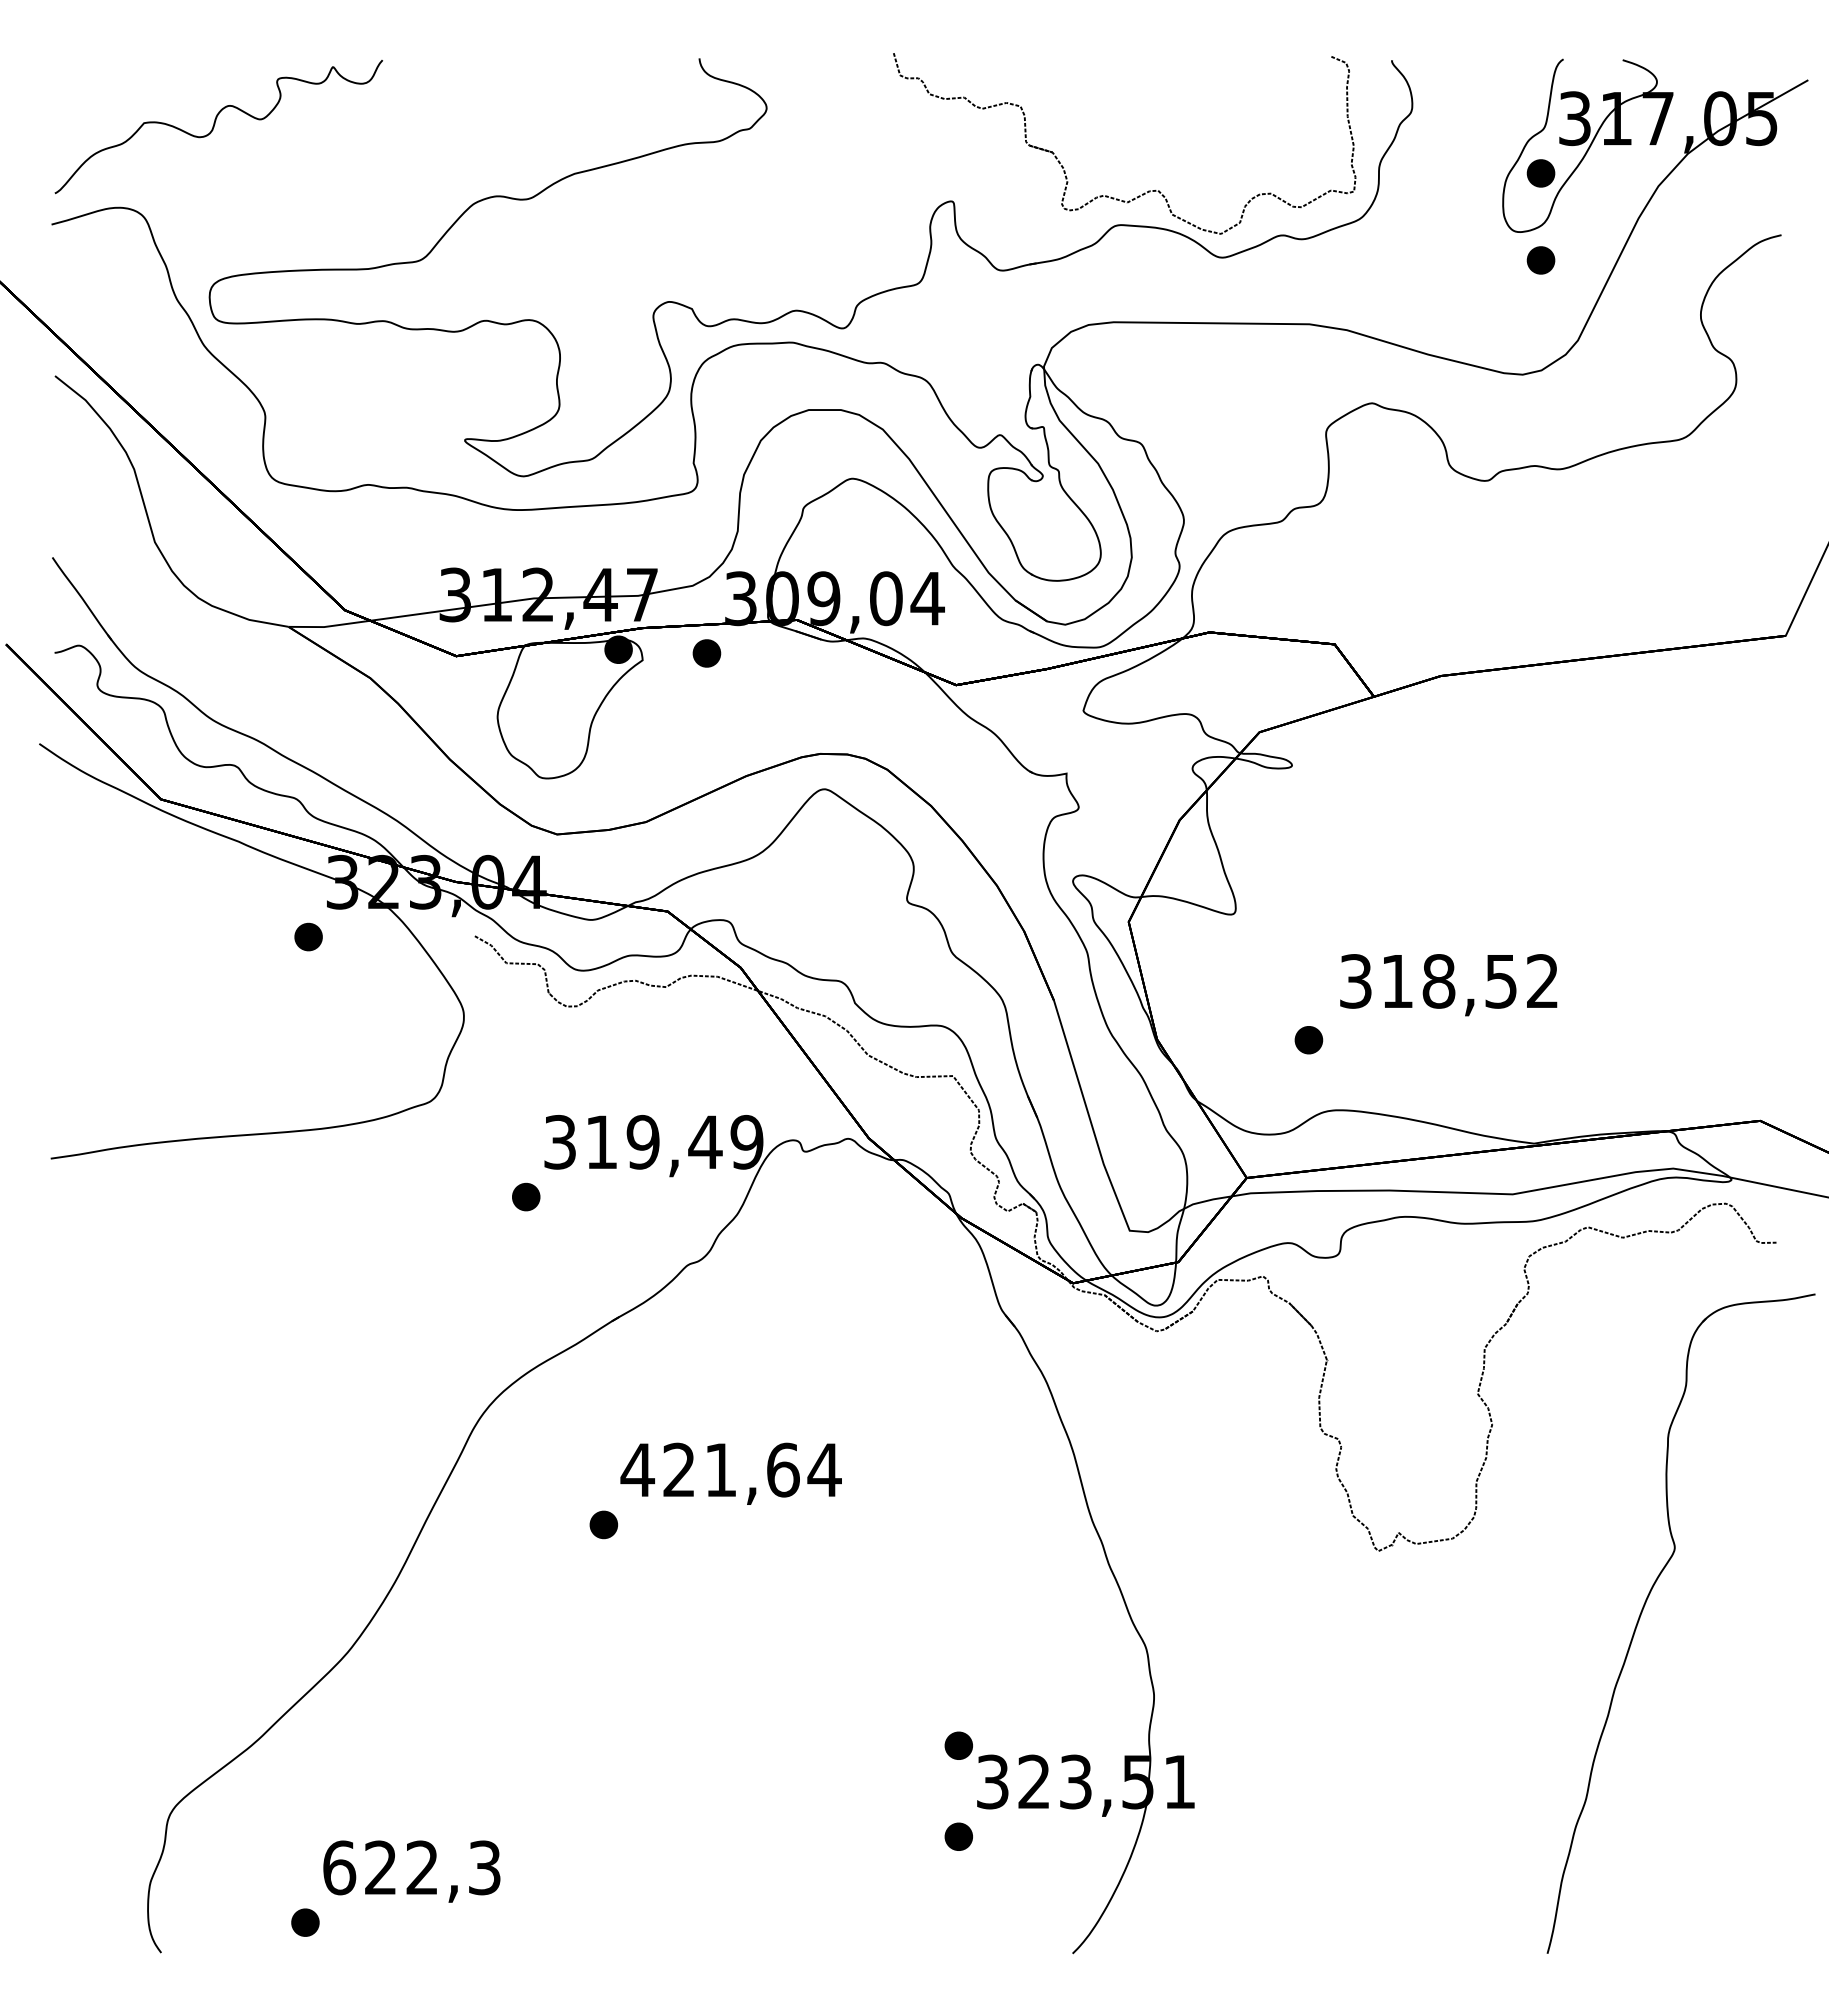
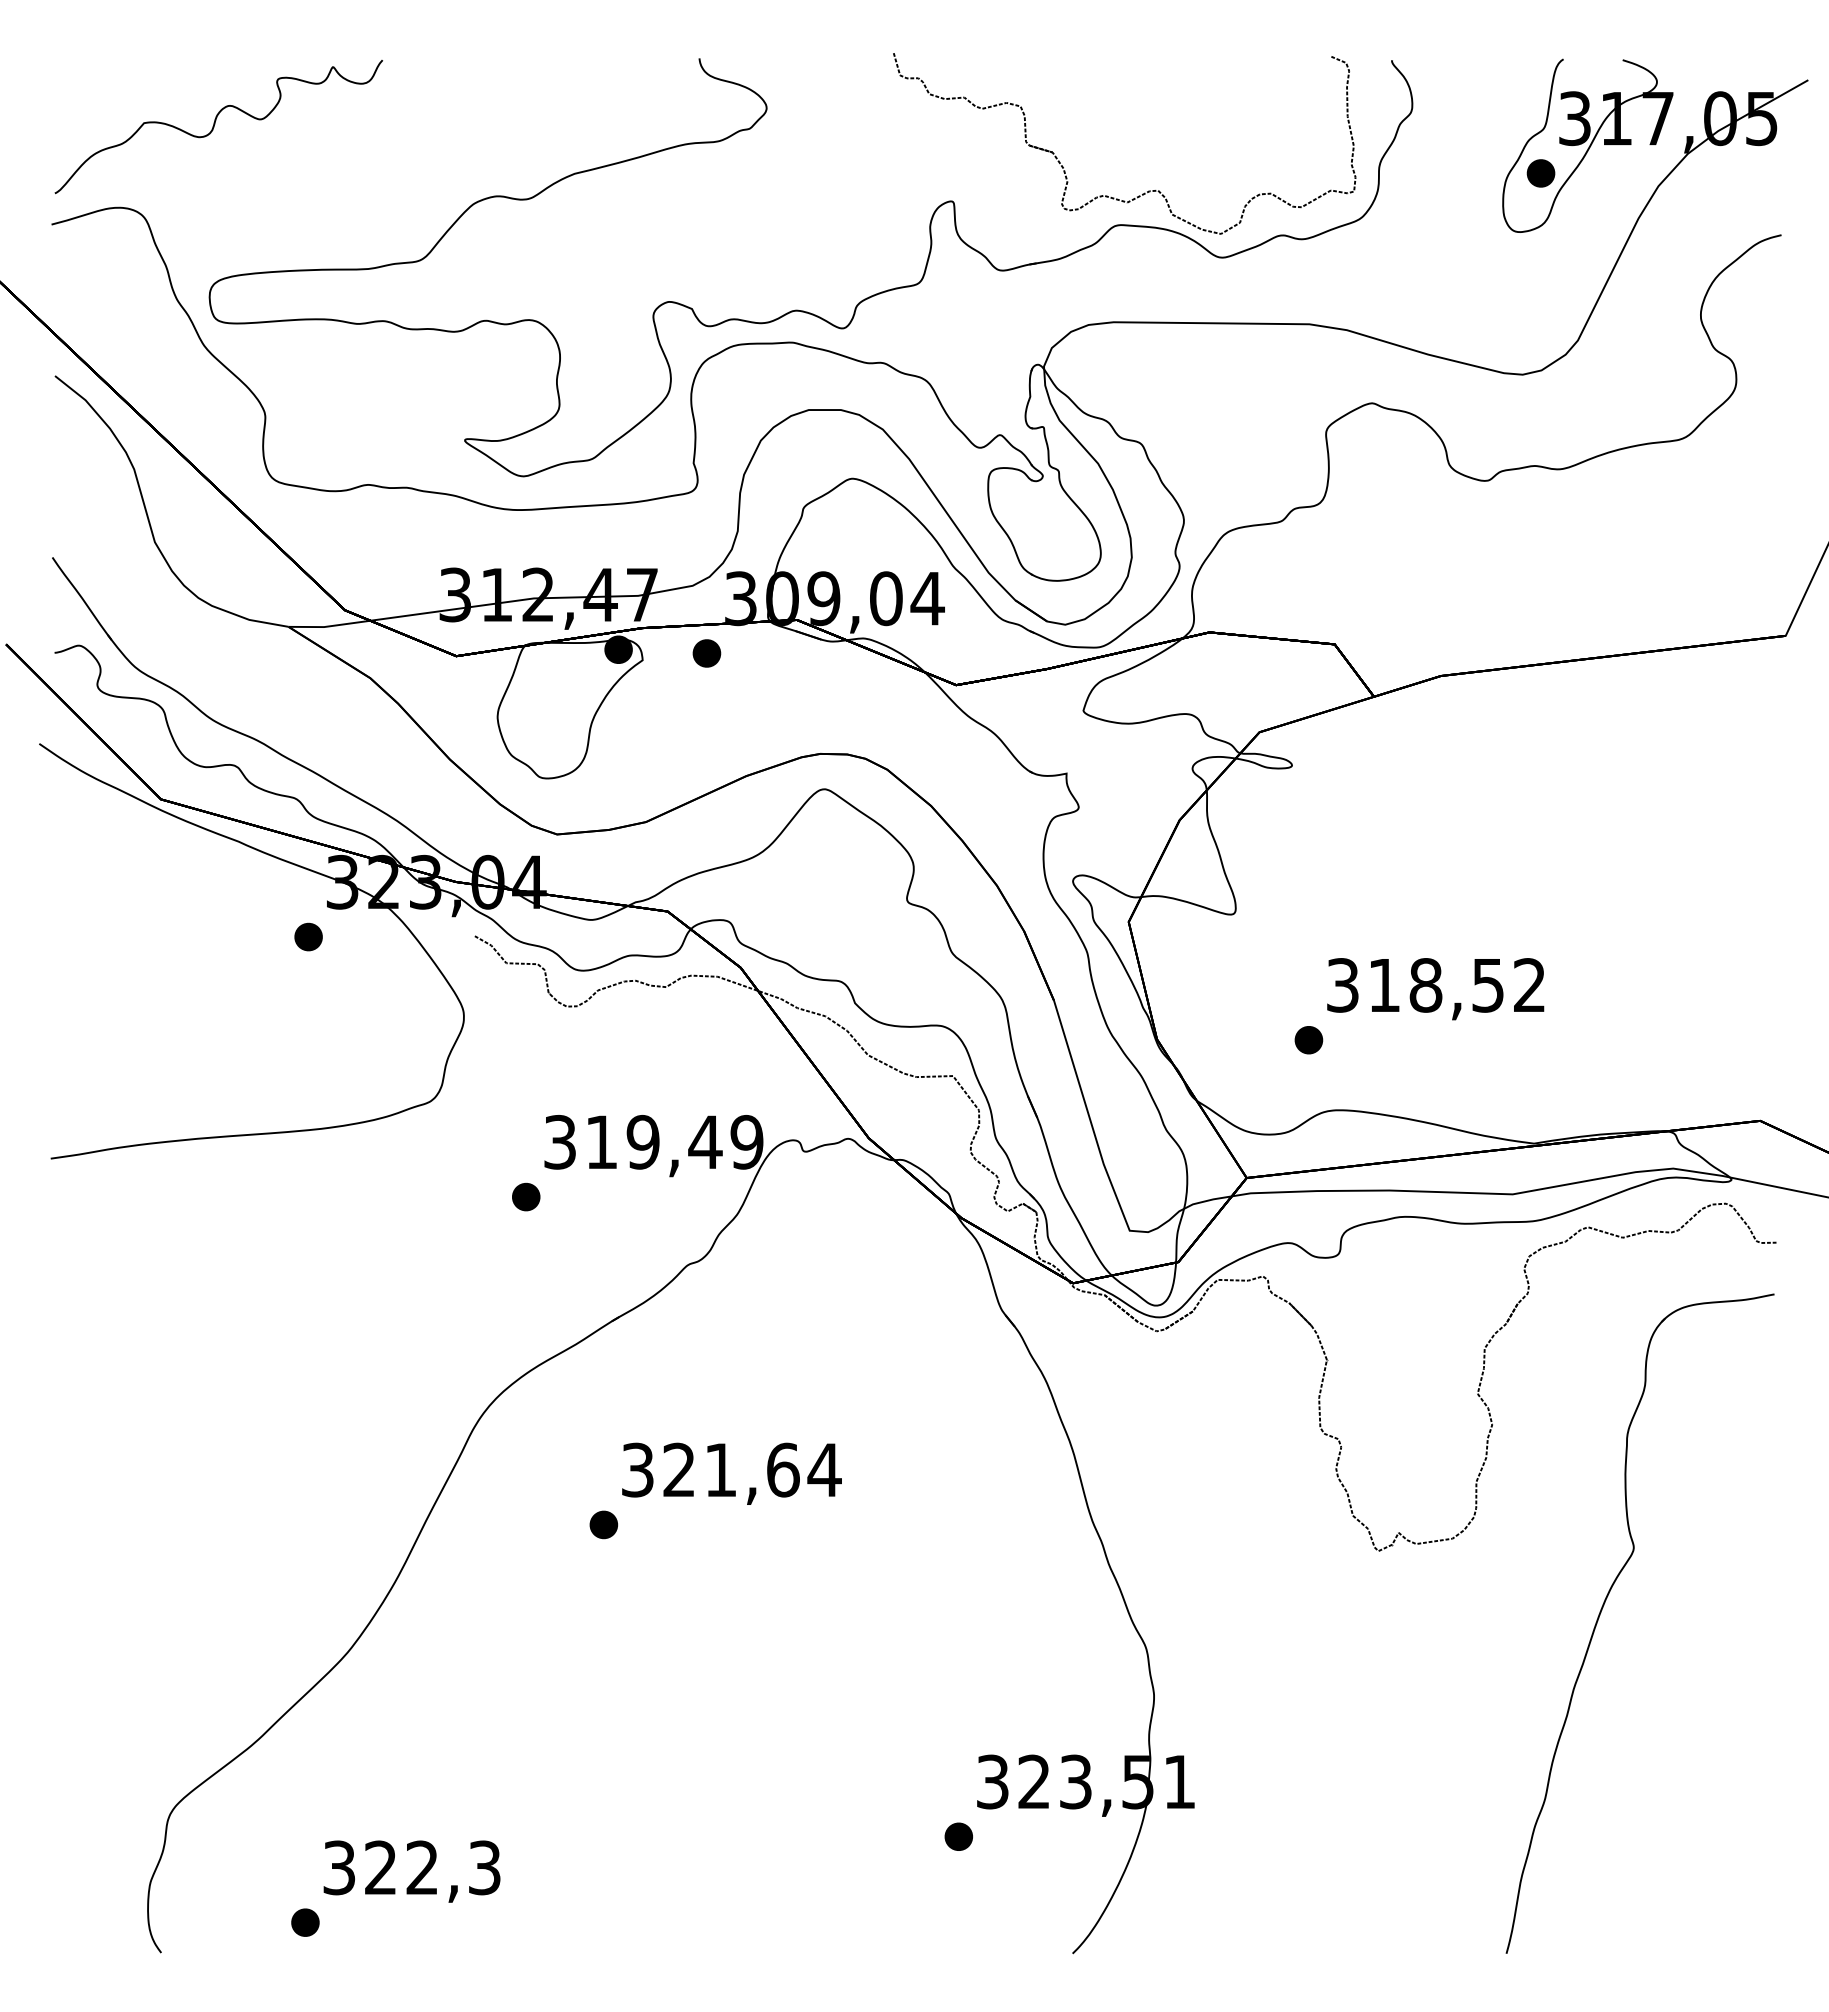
part: present -> none (1540, 260)
text position: (1448, 985) -> (1435, 989) (1435, 989)
text: 421,64 -> 321,64 (637, 1469)
part position: (1643, 1610) -> (1602, 1610) (1602, 1610)
part: present -> none (958, 1745)
text: 622,3 -> 322,3 (339, 1867)
